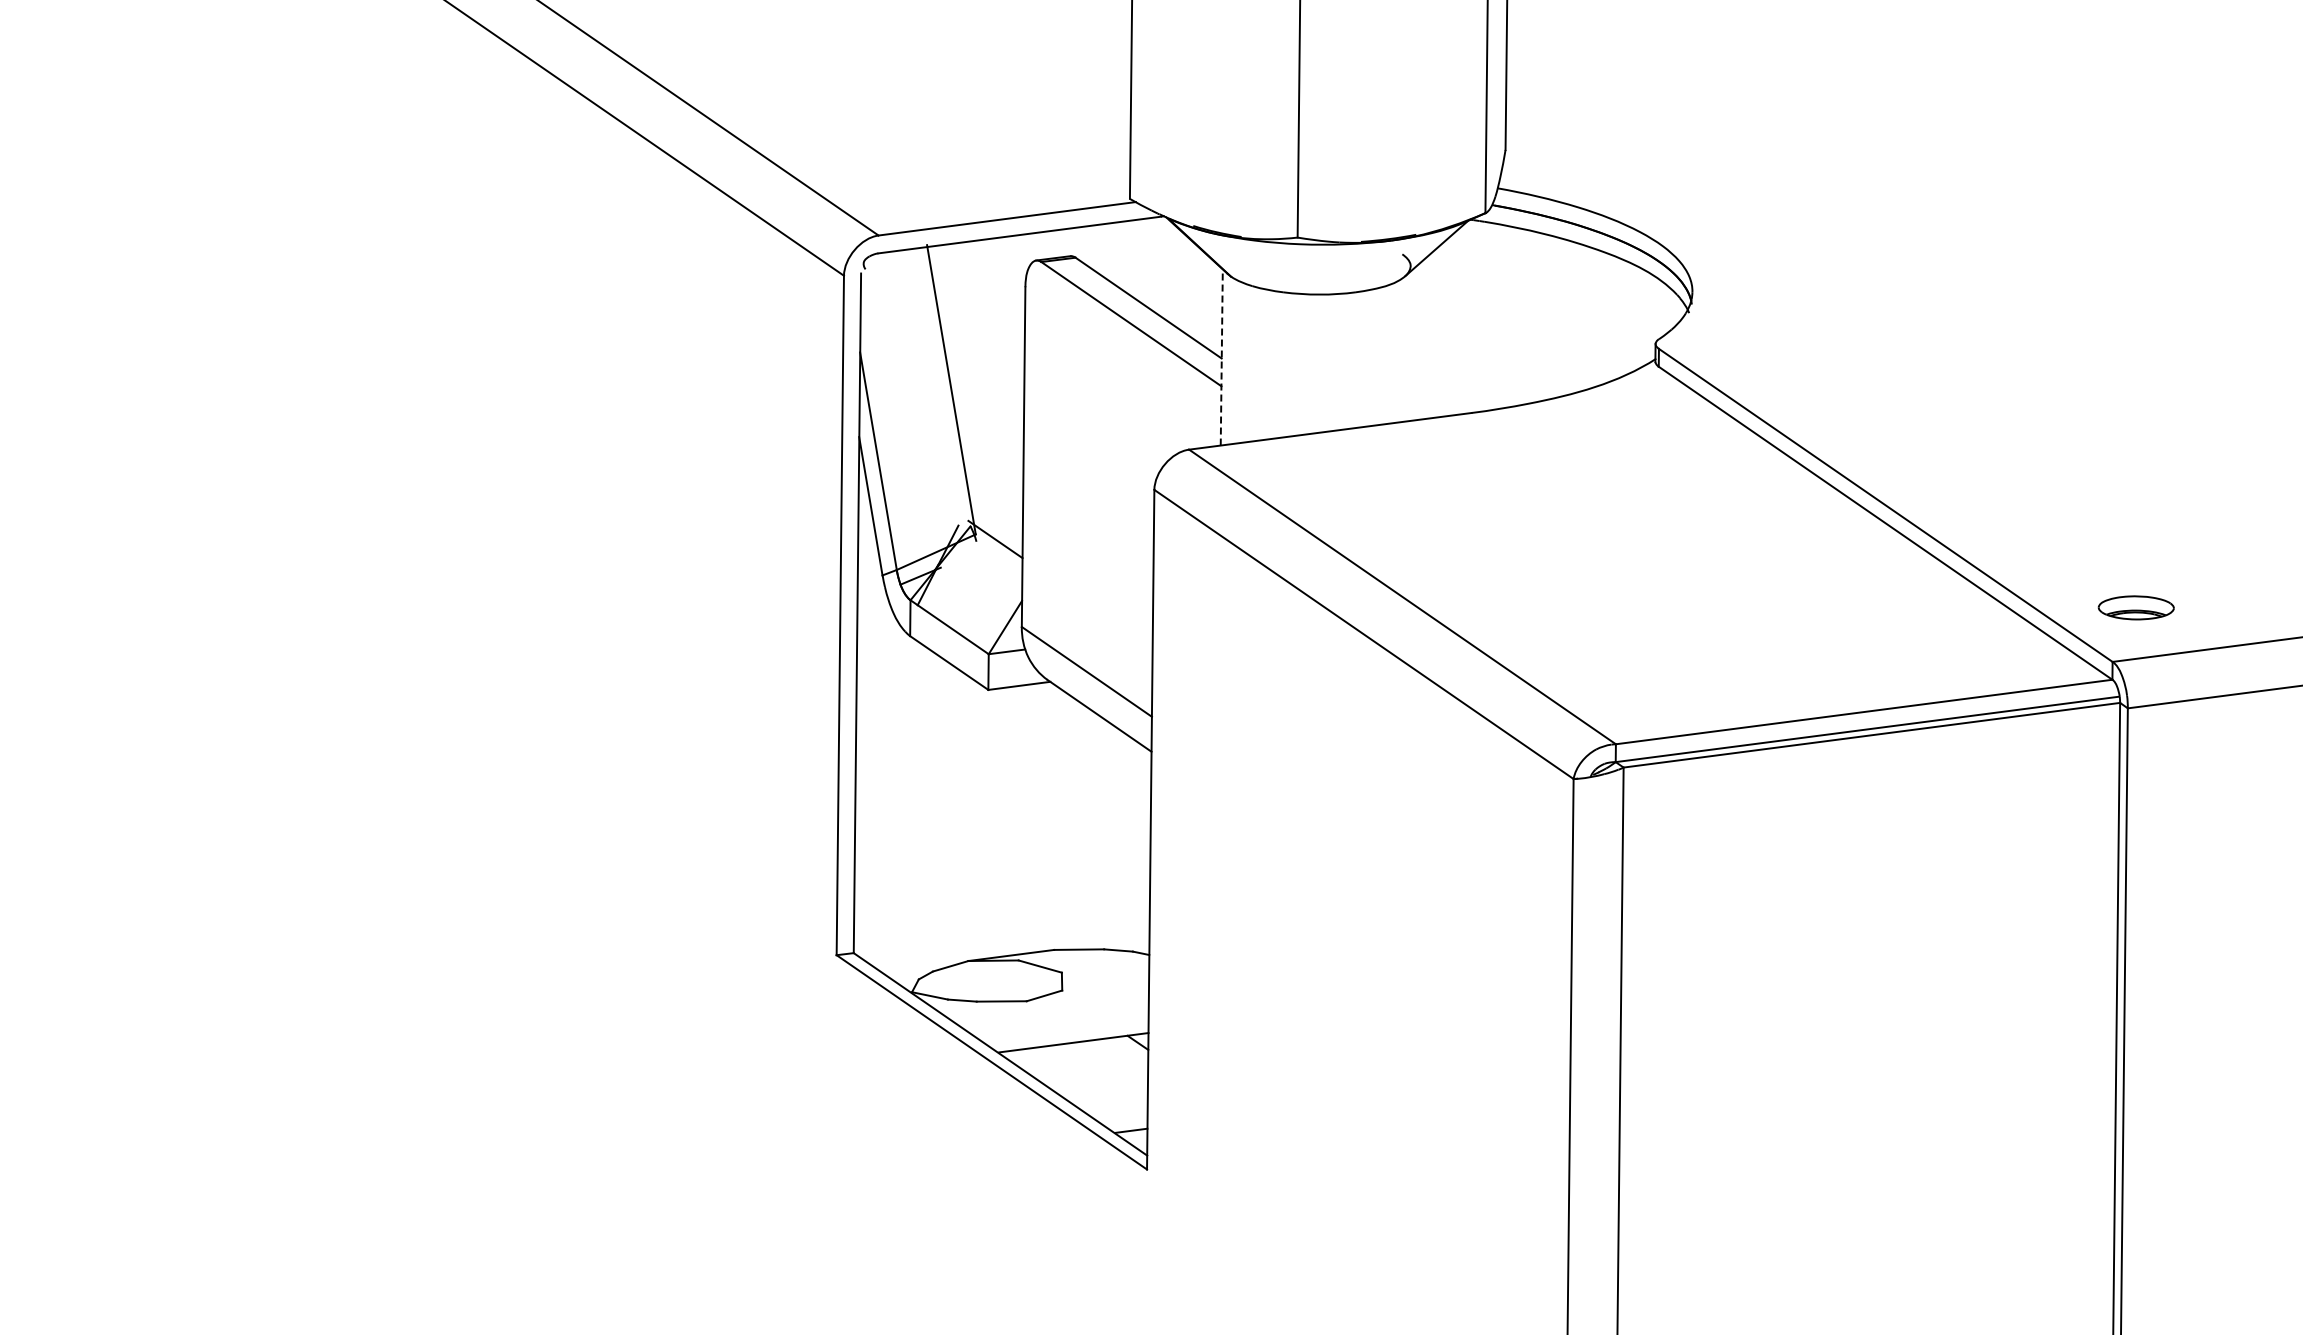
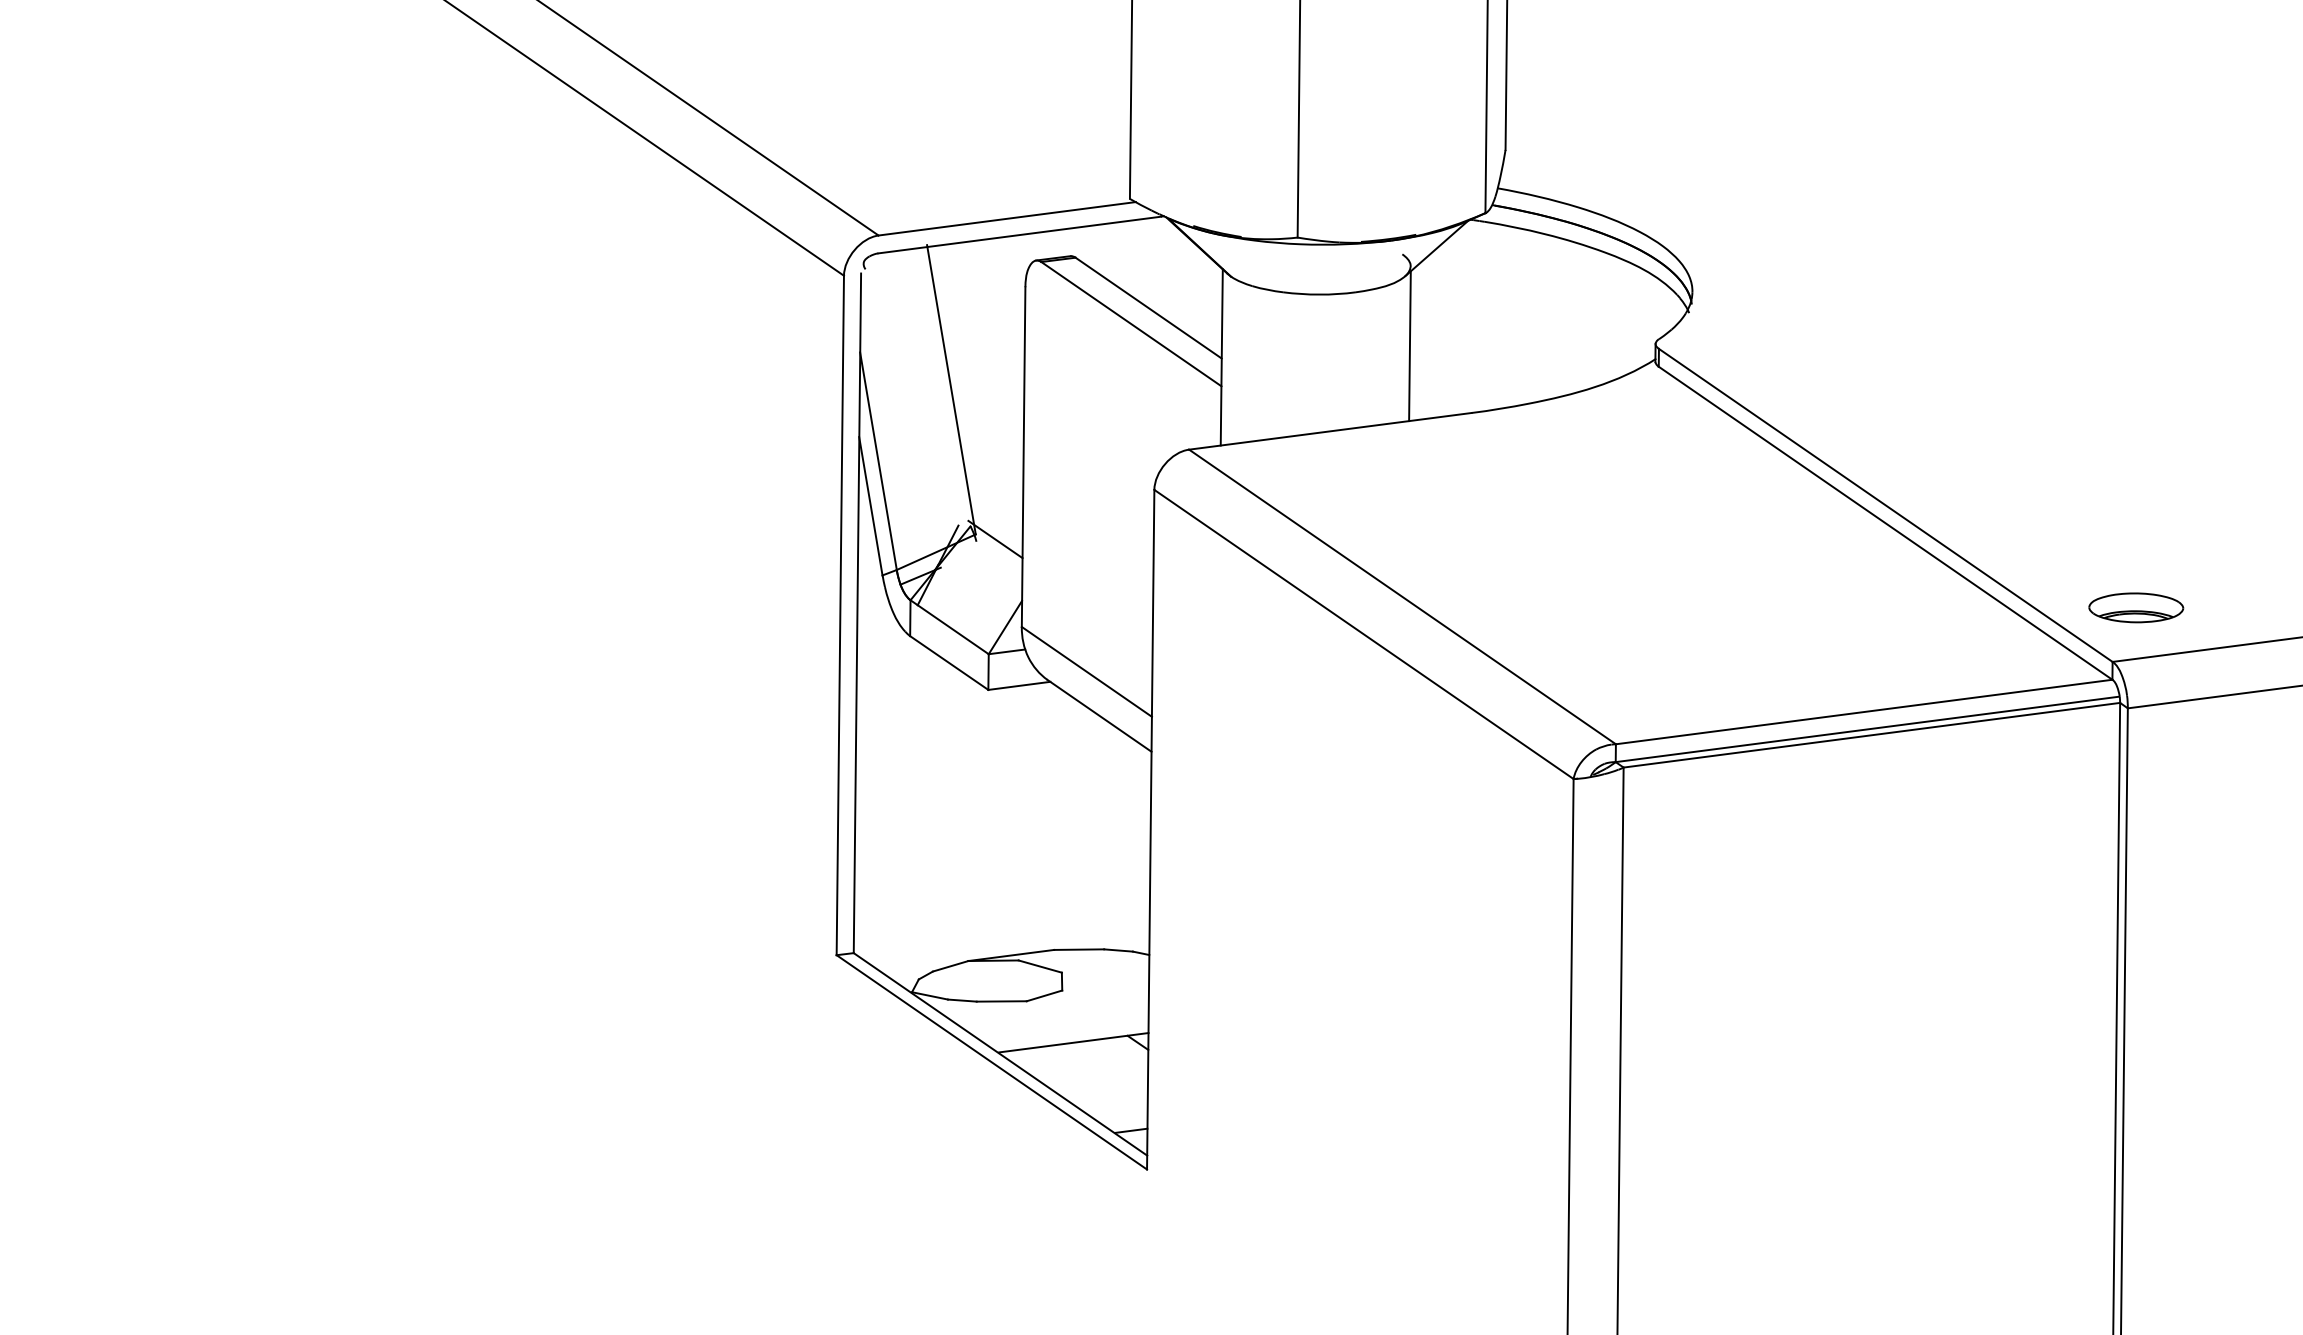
line: none -> present (1409, 346)
line: dashed -> solid (1221, 356)
part size: 78x26 px -> 97x32 px (2136, 607)
